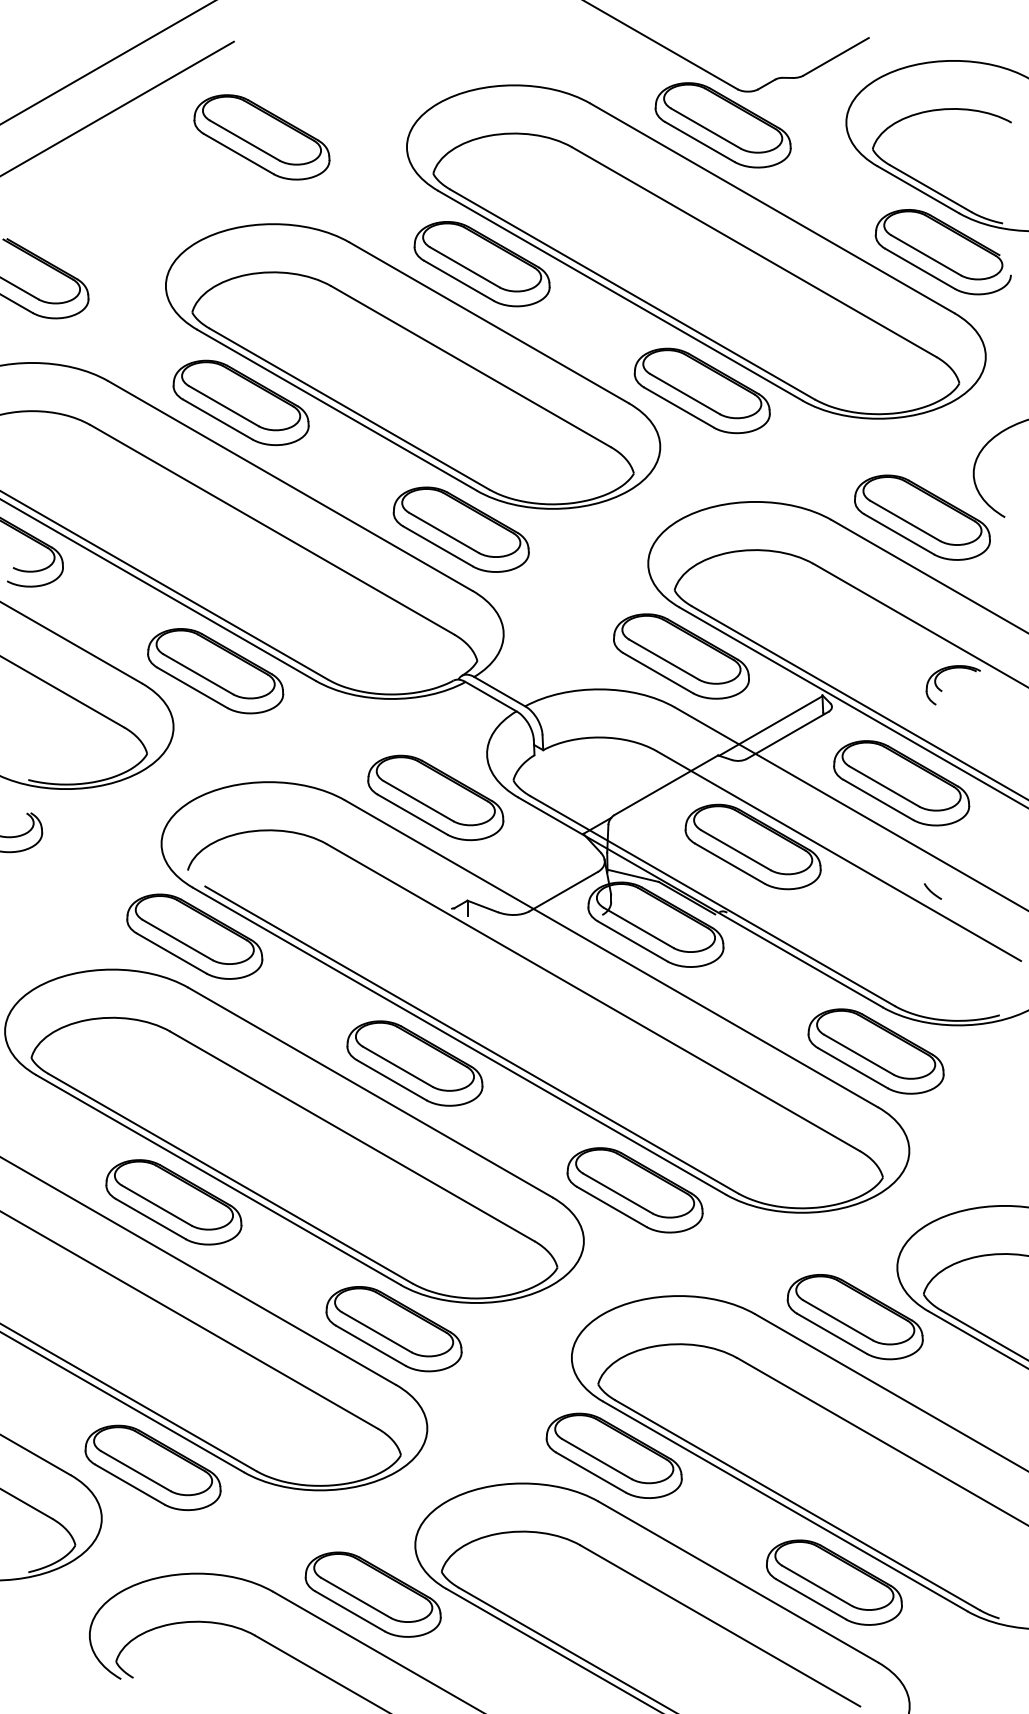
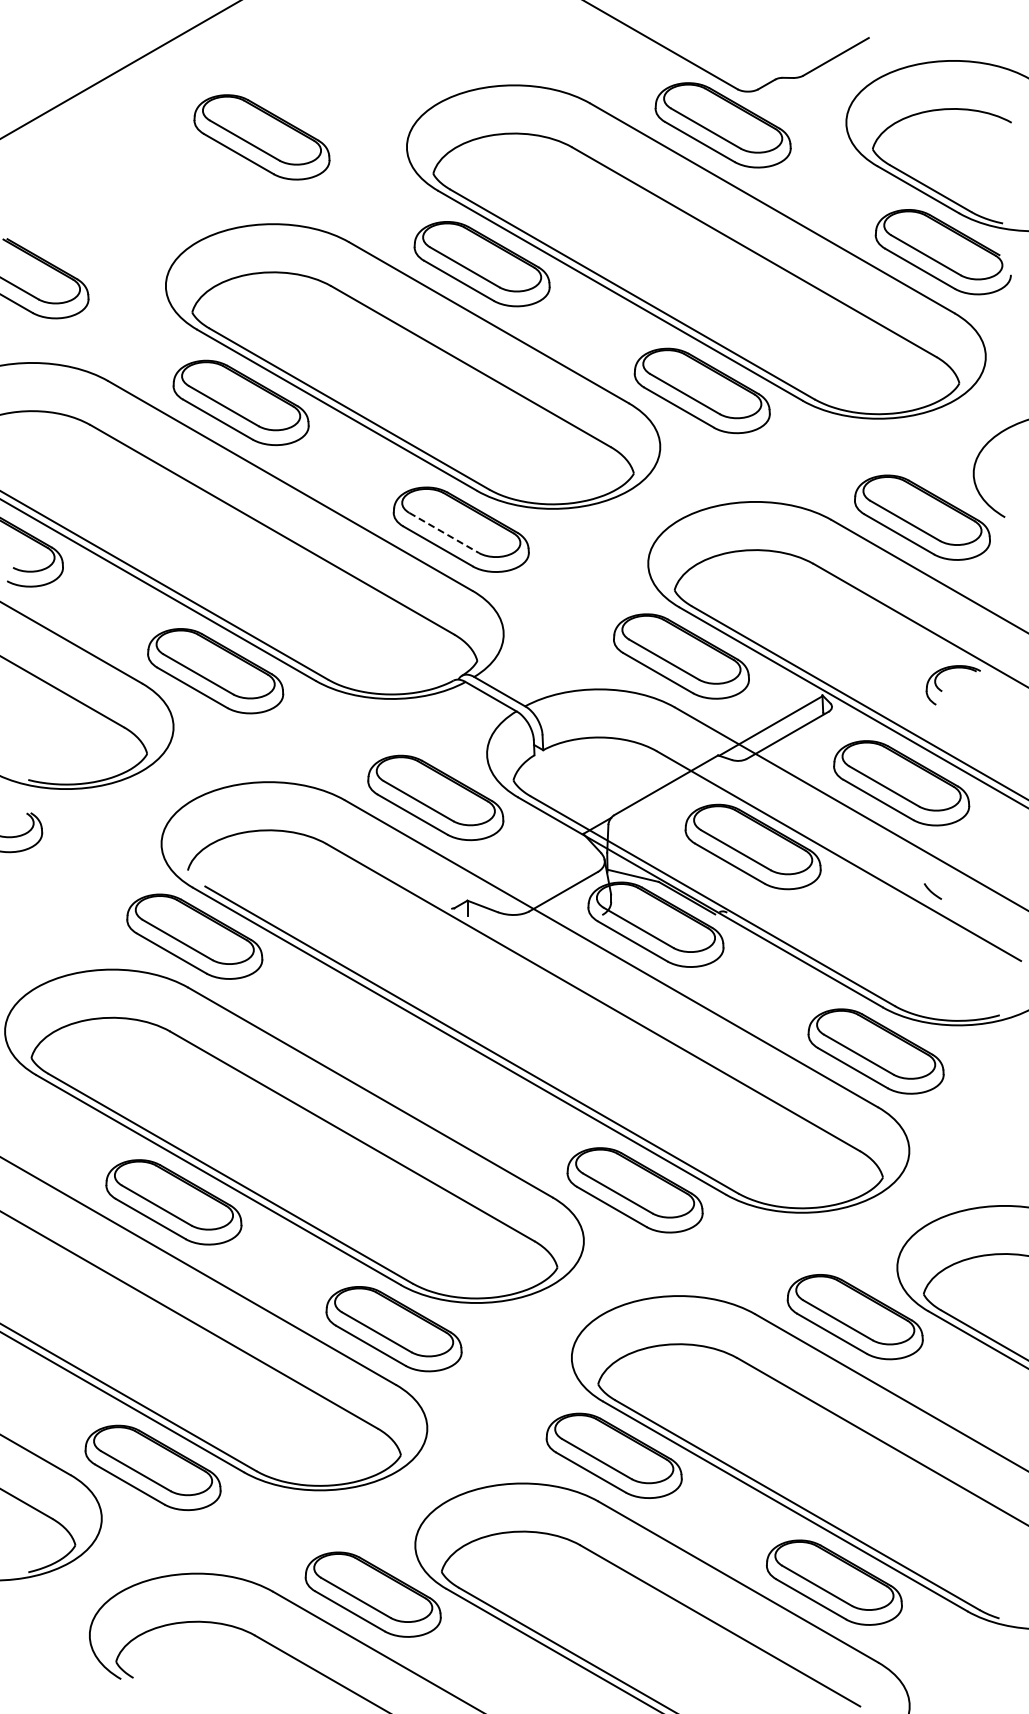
line position: (107, 62) -> (120, 69) (120, 69)
line: present -> none (117, 108)
line: solid -> dashed (444, 533)
part: present -> none (414, 1063)
